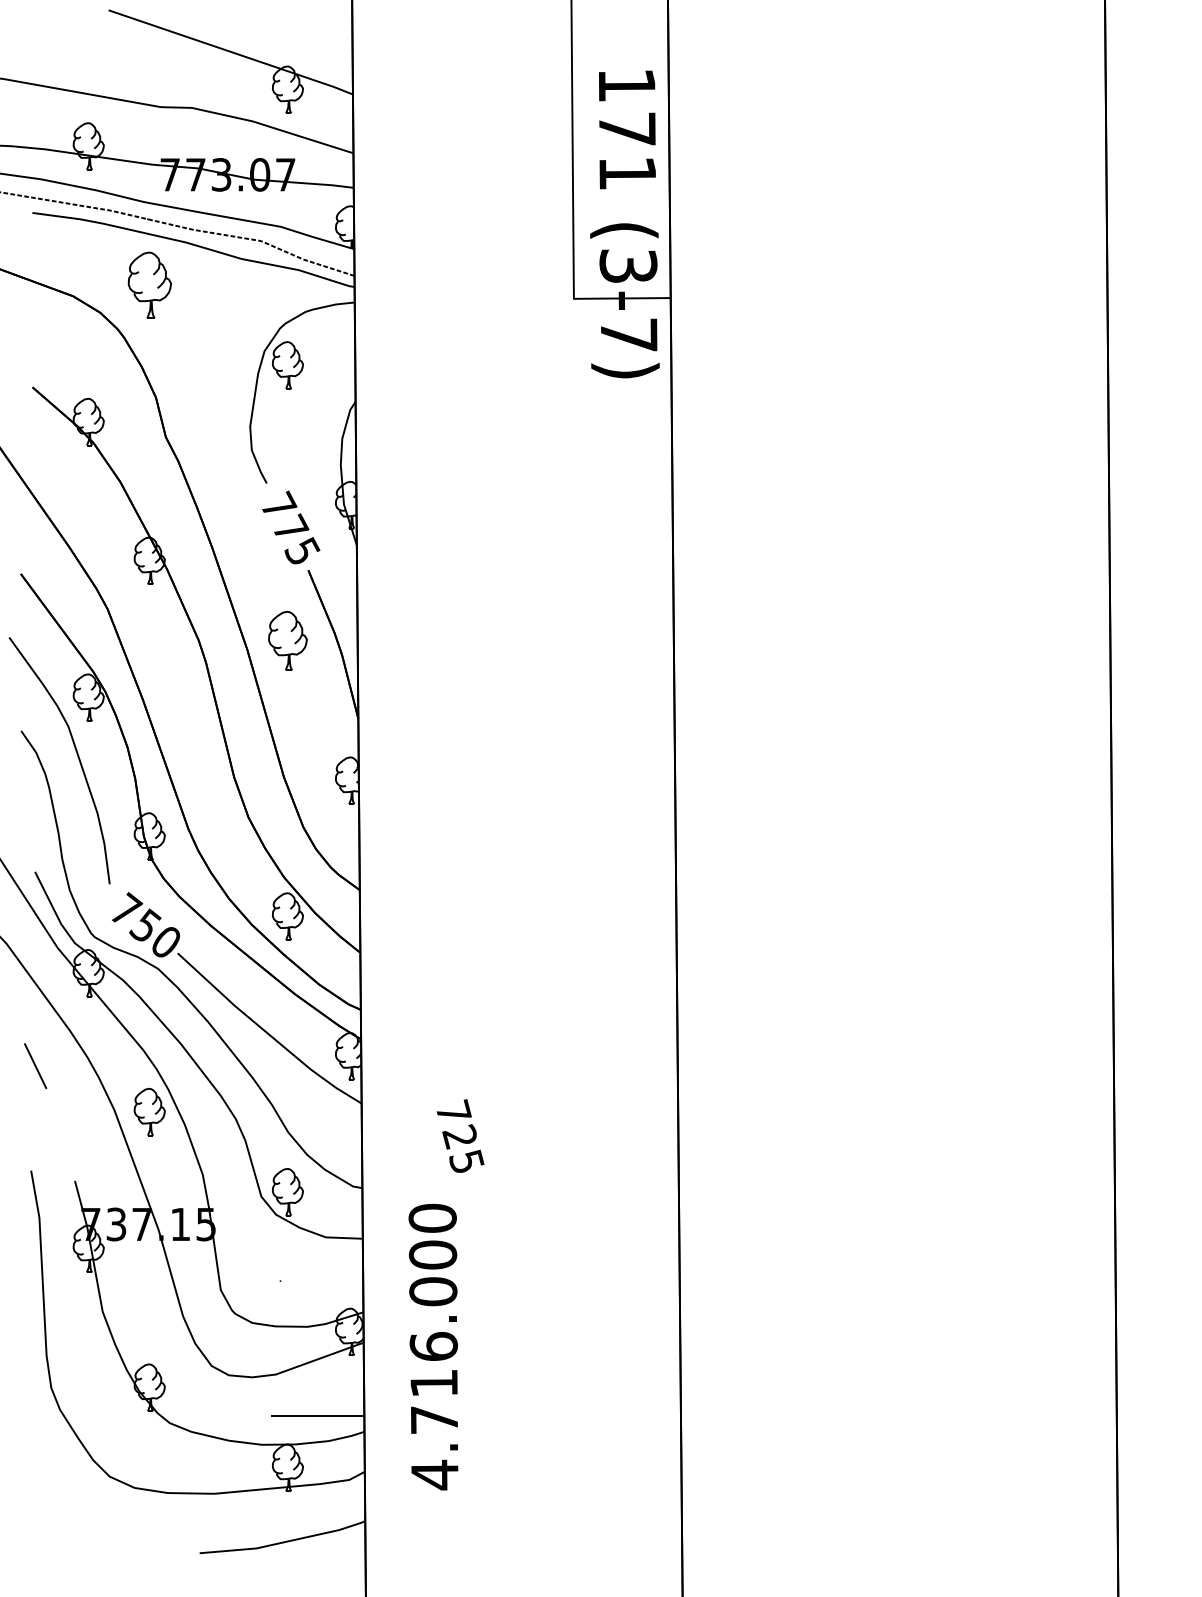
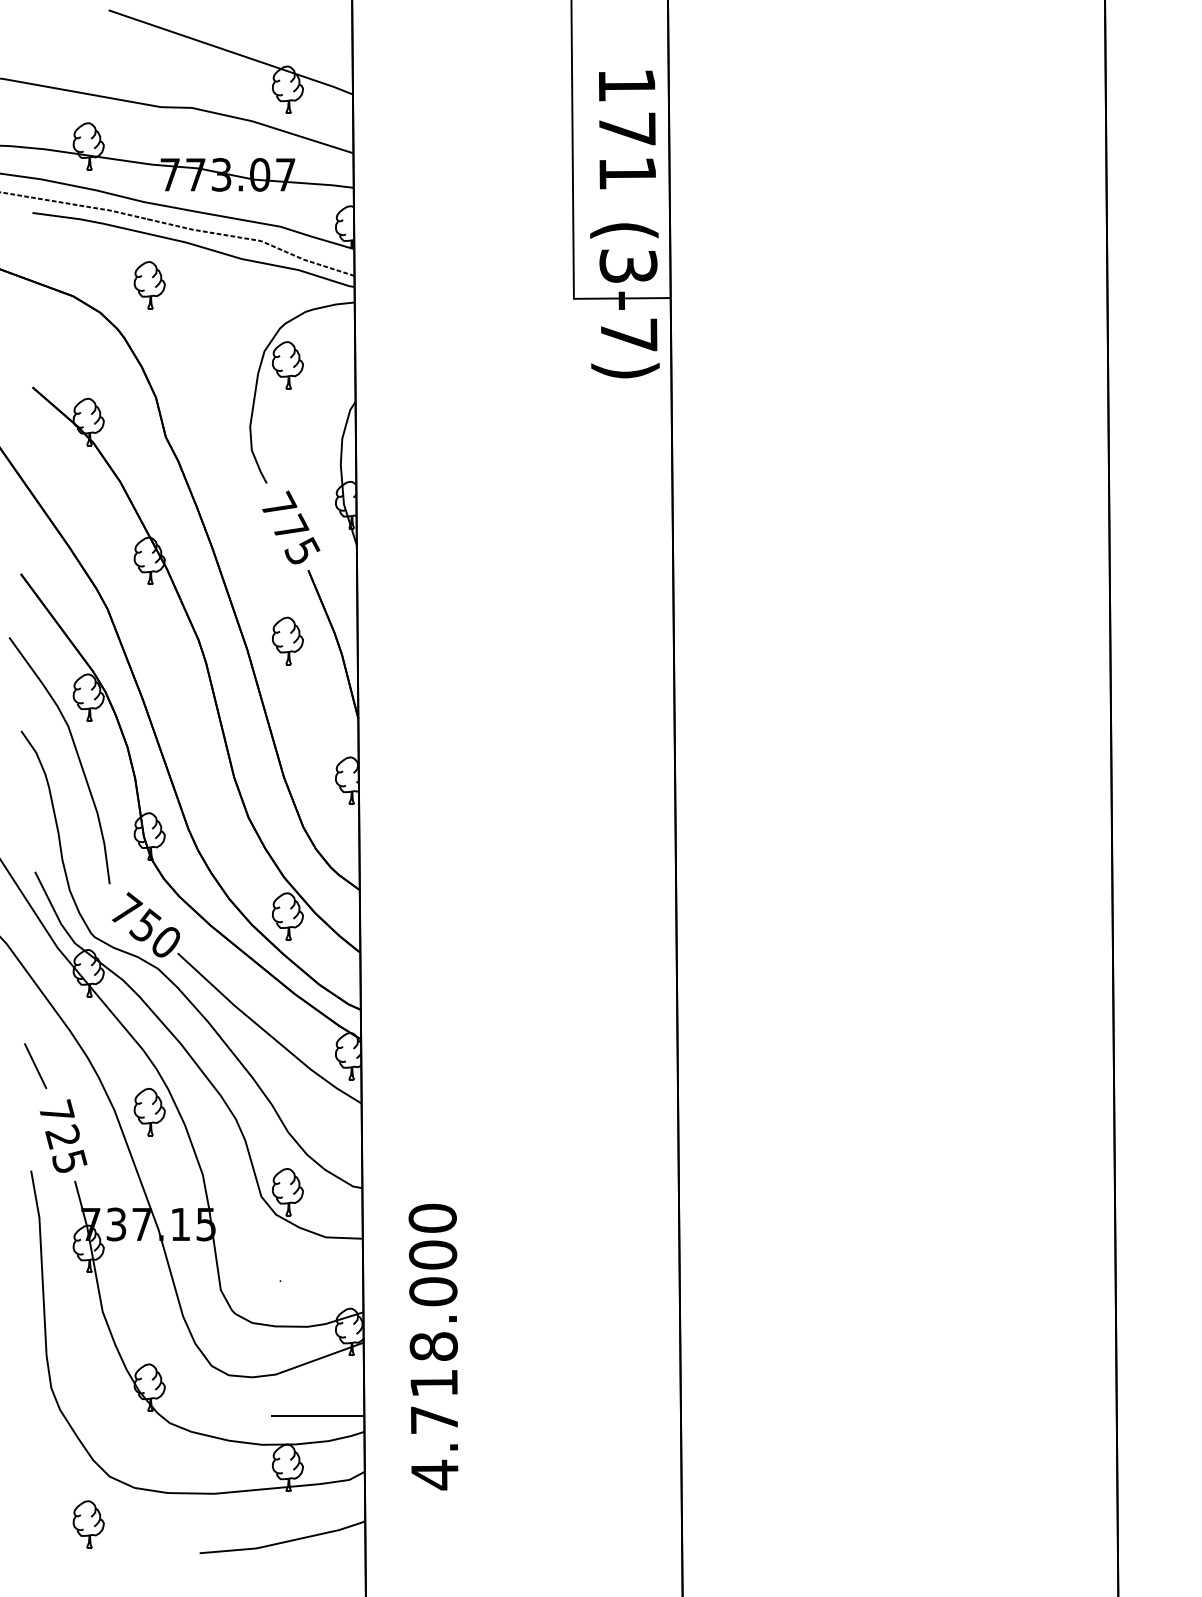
part size: 45x68 px -> 33x49 px (149, 285)
part size: 40x60 px -> 32x50 px (287, 640)
text position: (460, 1135) -> (63, 1135) (63, 1135)
text: 4.716.000 -> 4.718.000 (433, 1346)
part: none -> present (88, 1524)
